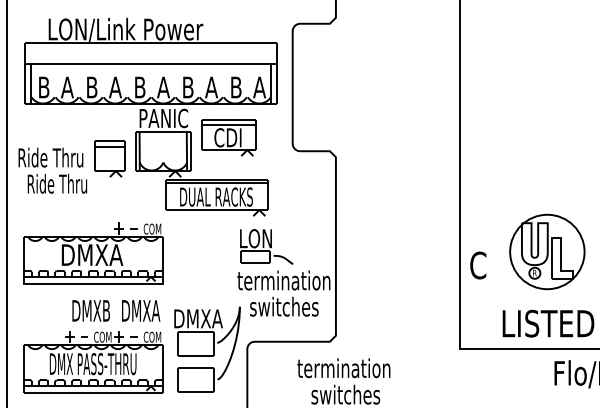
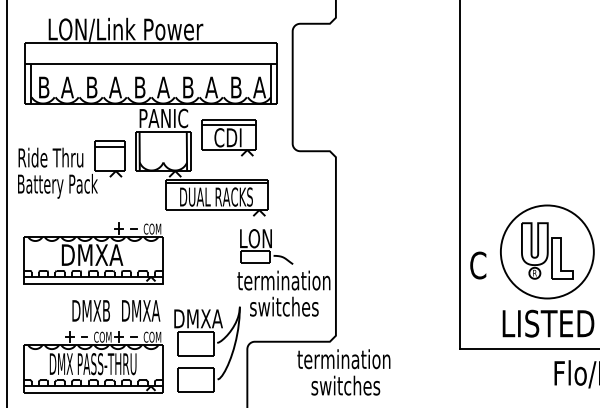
text: Ride Thru -> Battery Pack (57, 185)
circle diameter: 74 px -> 93 px (546, 251)
text position: (343, 381) -> (343, 372) (343, 372)
